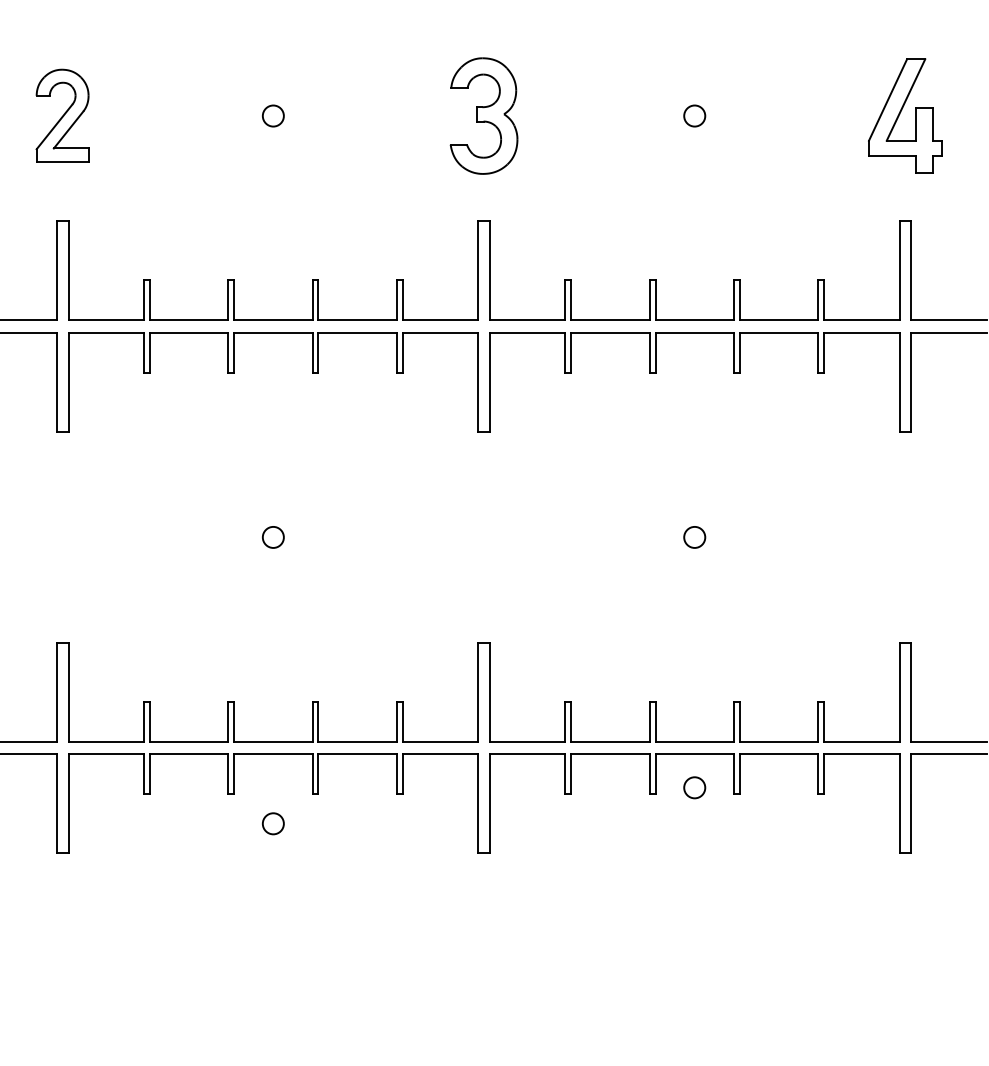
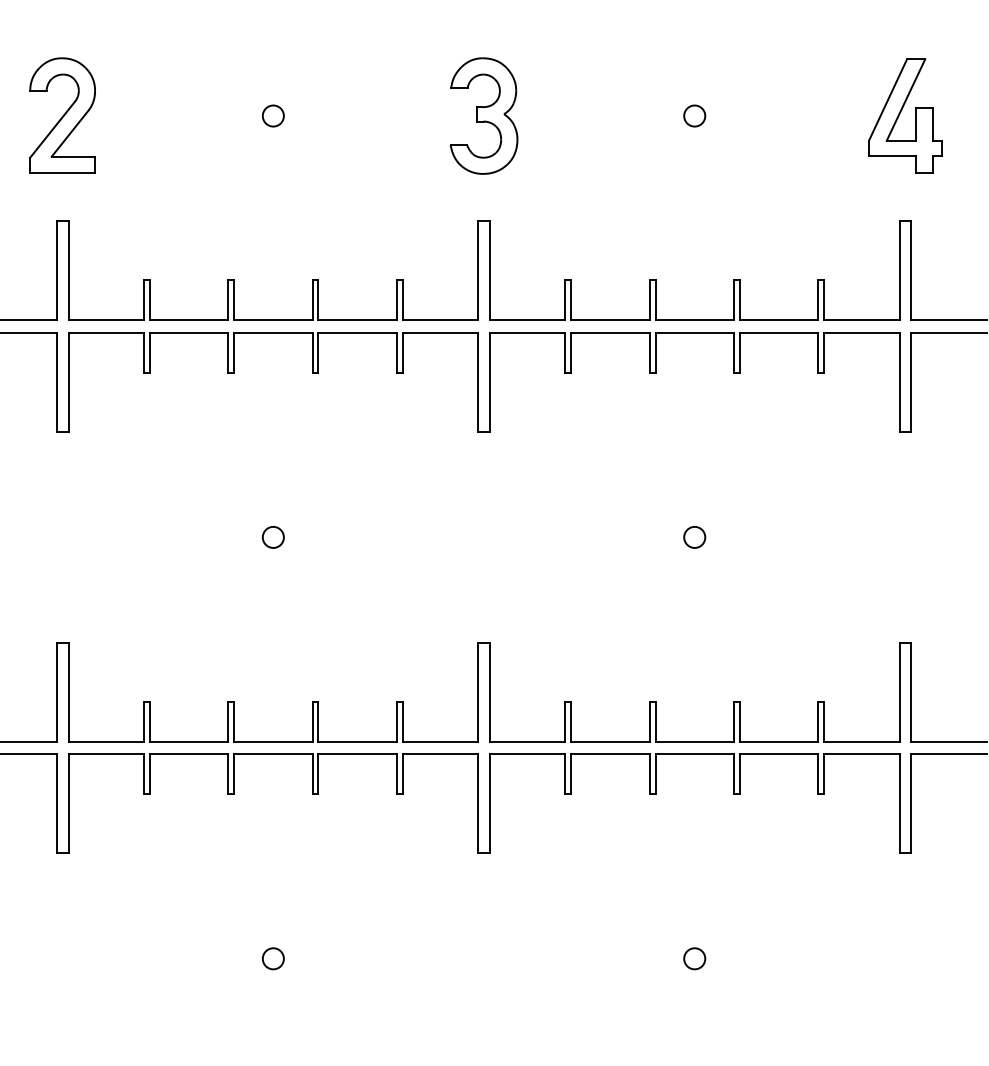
part size: 55x95 px -> 67x117 px (62, 115)
circle position: (694, 787) -> (694, 958) (694, 958)
circle position: (273, 823) -> (273, 958) (273, 958)
